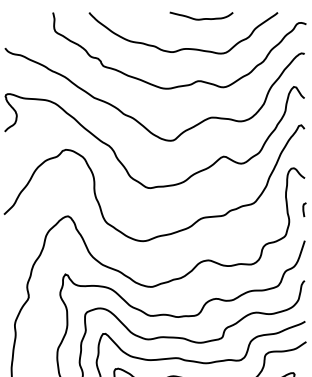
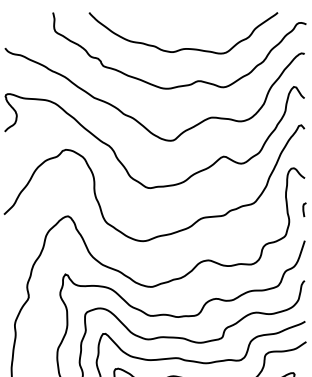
curve: present -> none (201, 18)
